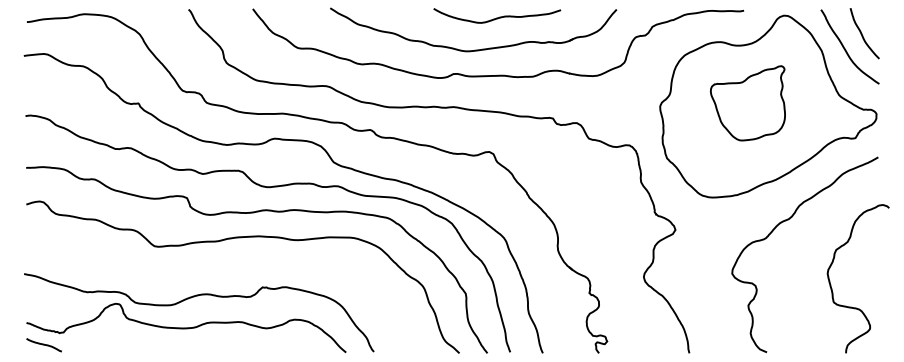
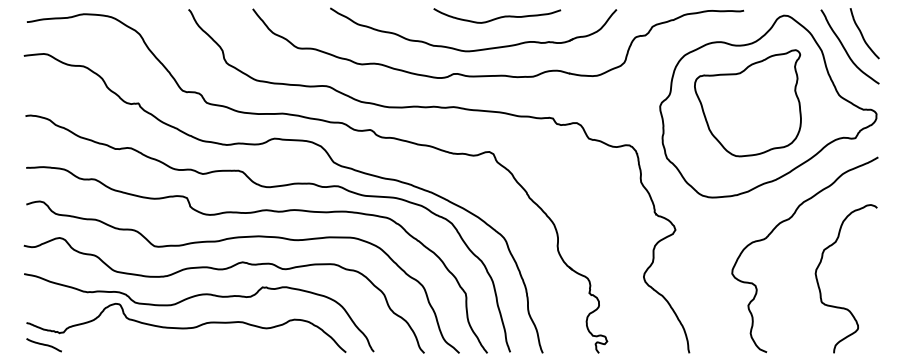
part size: 76x77 px -> 108x109 px (747, 103)
curve: none -> present (223, 270)
curve position: (831, 284) -> (819, 284) (819, 284)
